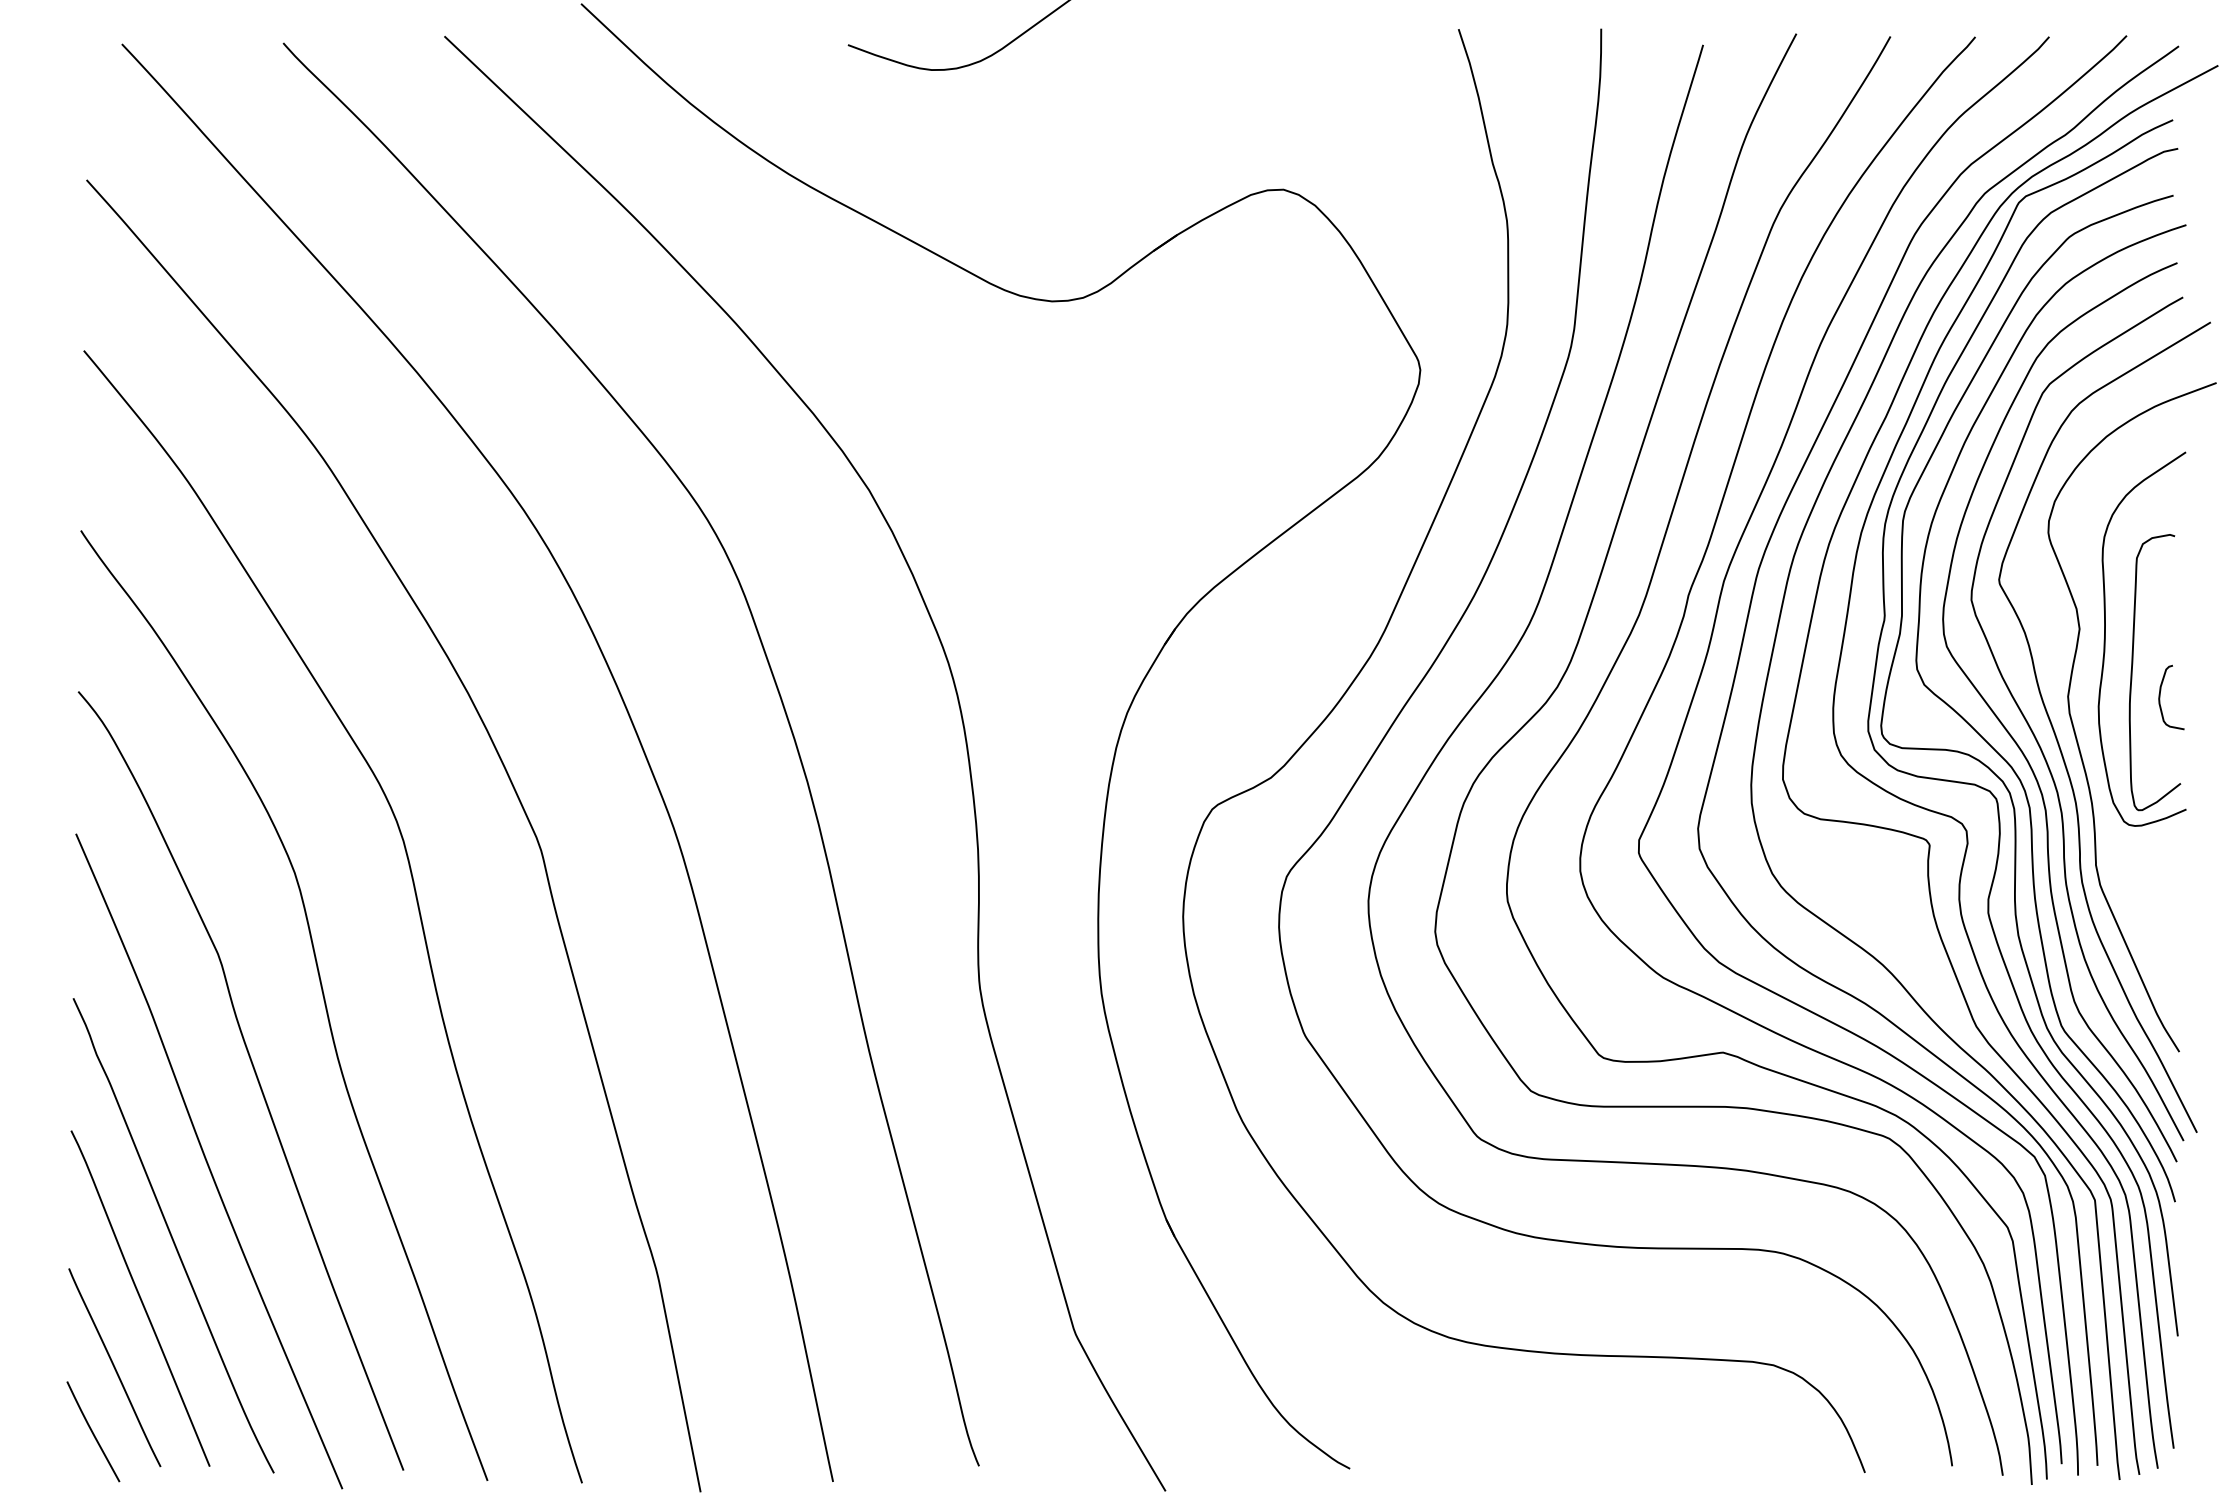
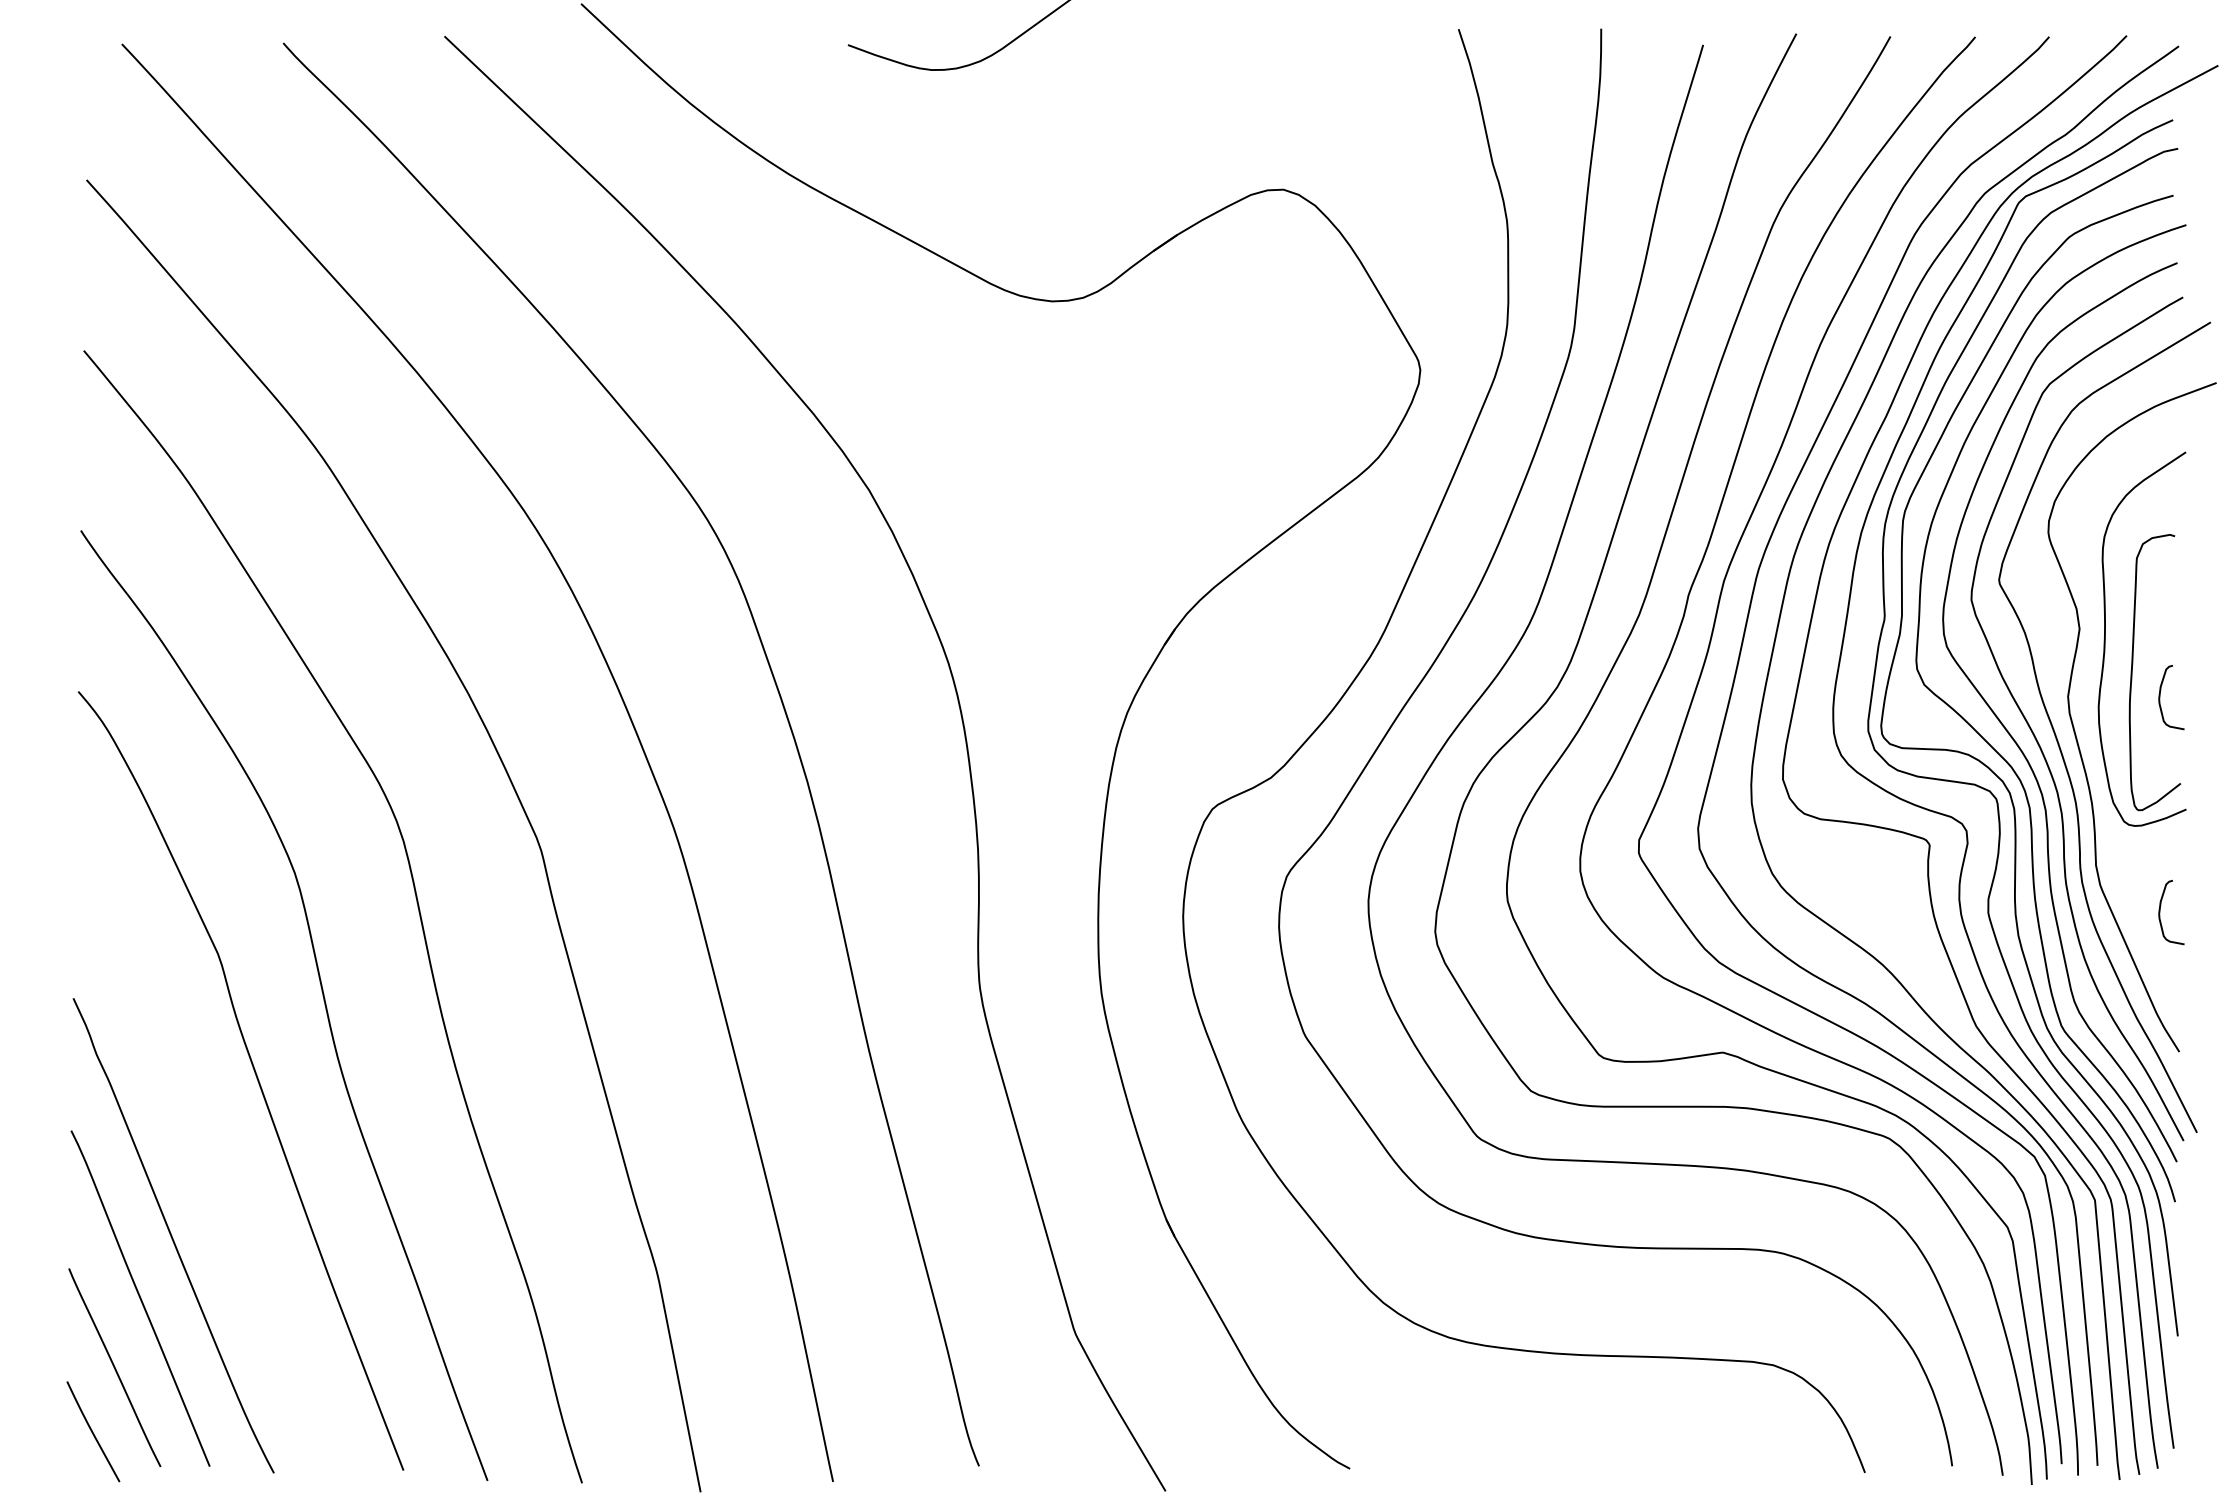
curve: none -> present (2160, 912)
curve: present -> none (208, 1162)
